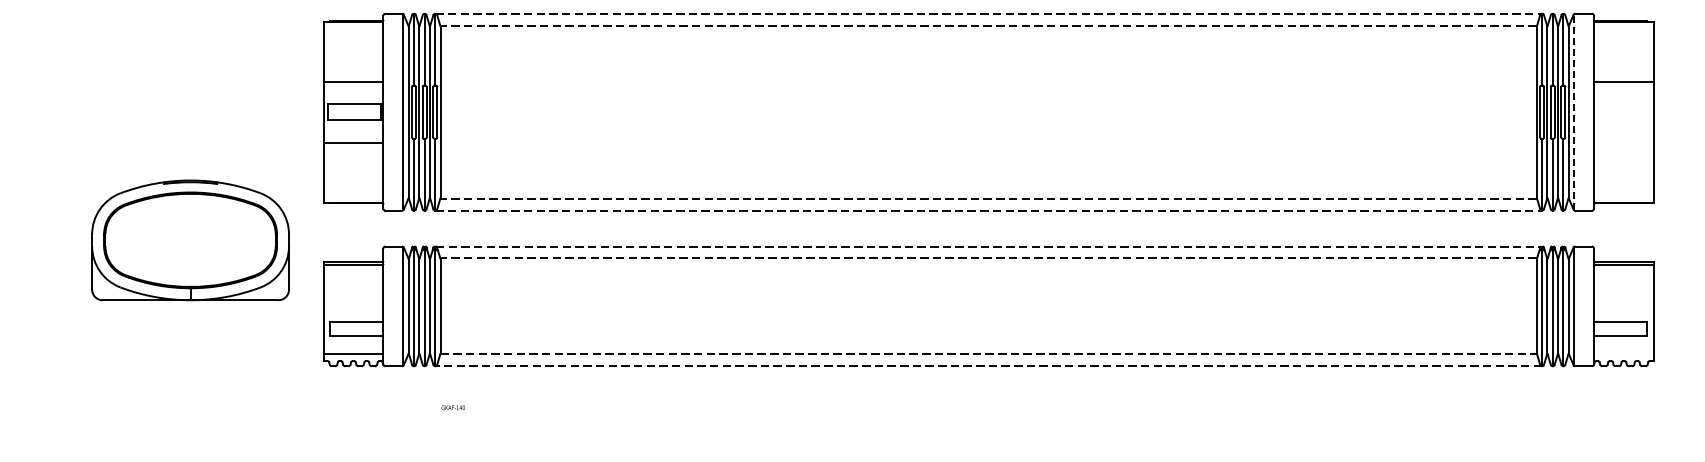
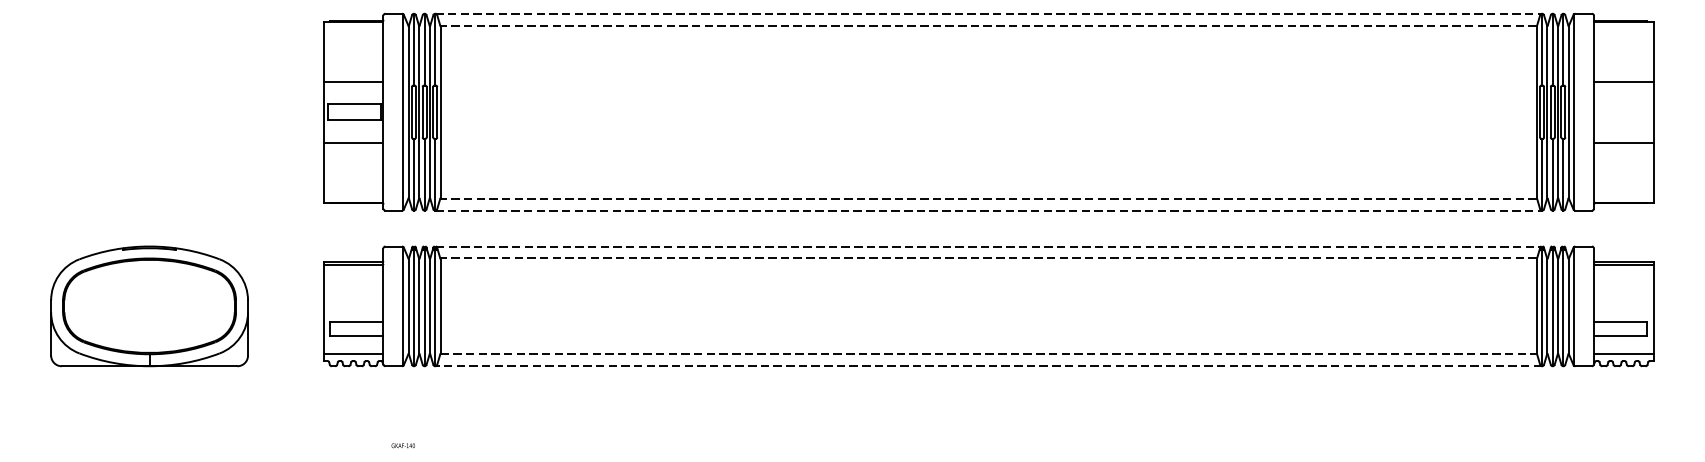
line: dashed -> solid (1574, 112)
line: none -> present (1623, 142)
part position: (190, 240) -> (149, 306) (149, 306)
line: none -> present (1623, 354)
text position: (452, 407) -> (402, 445) (402, 445)
